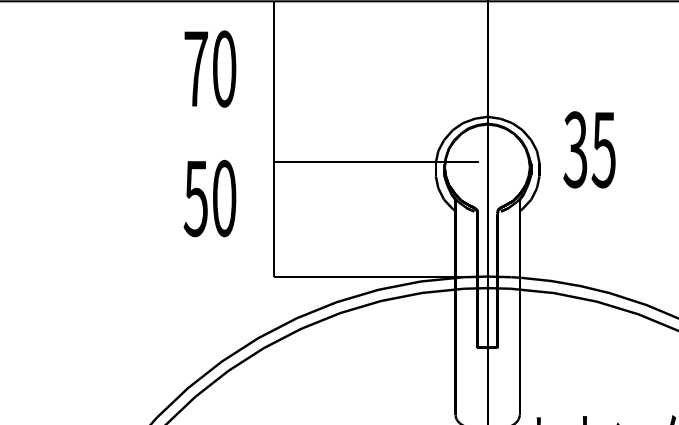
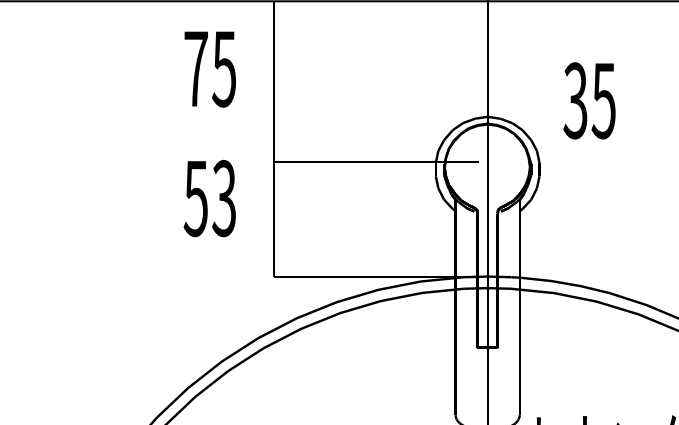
text: 70 -> 75 (224, 68)
text position: (589, 149) -> (589, 100) (589, 100)
text: 50 -> 53 (224, 198)
